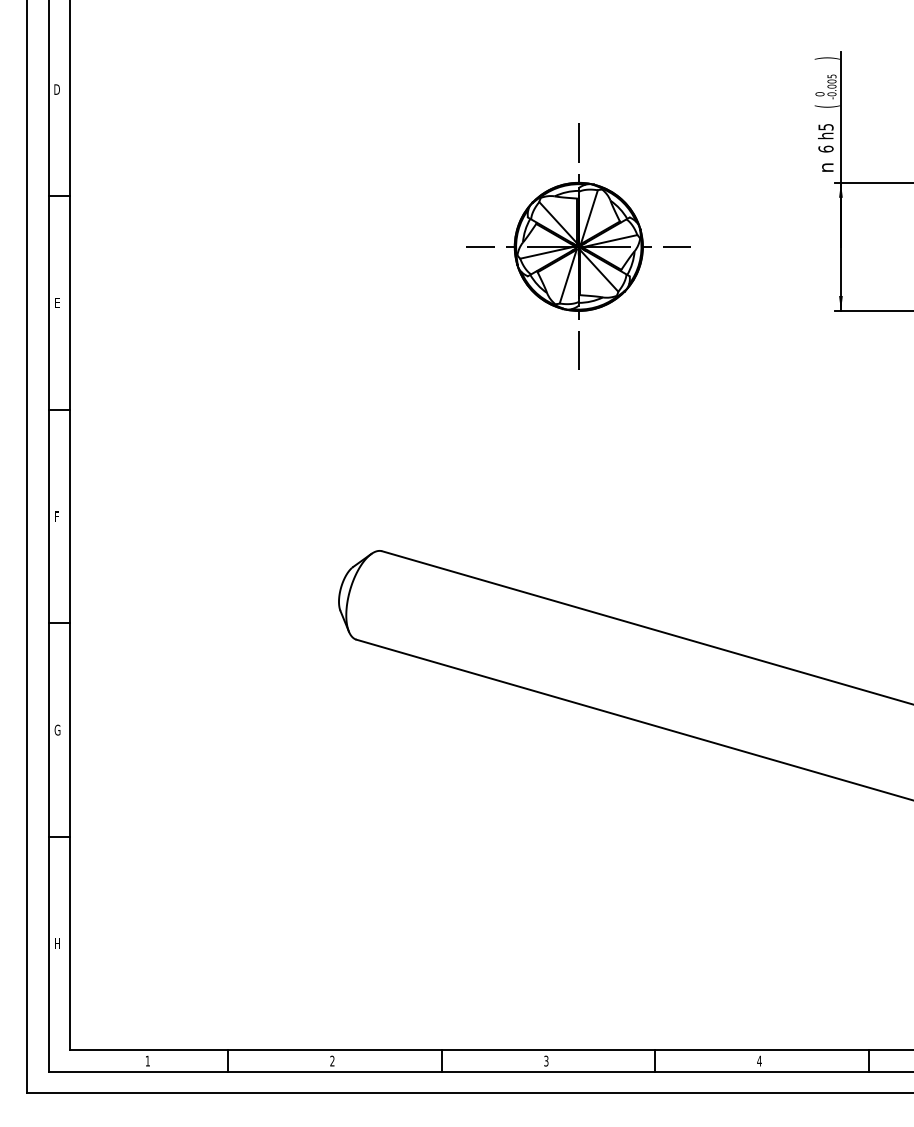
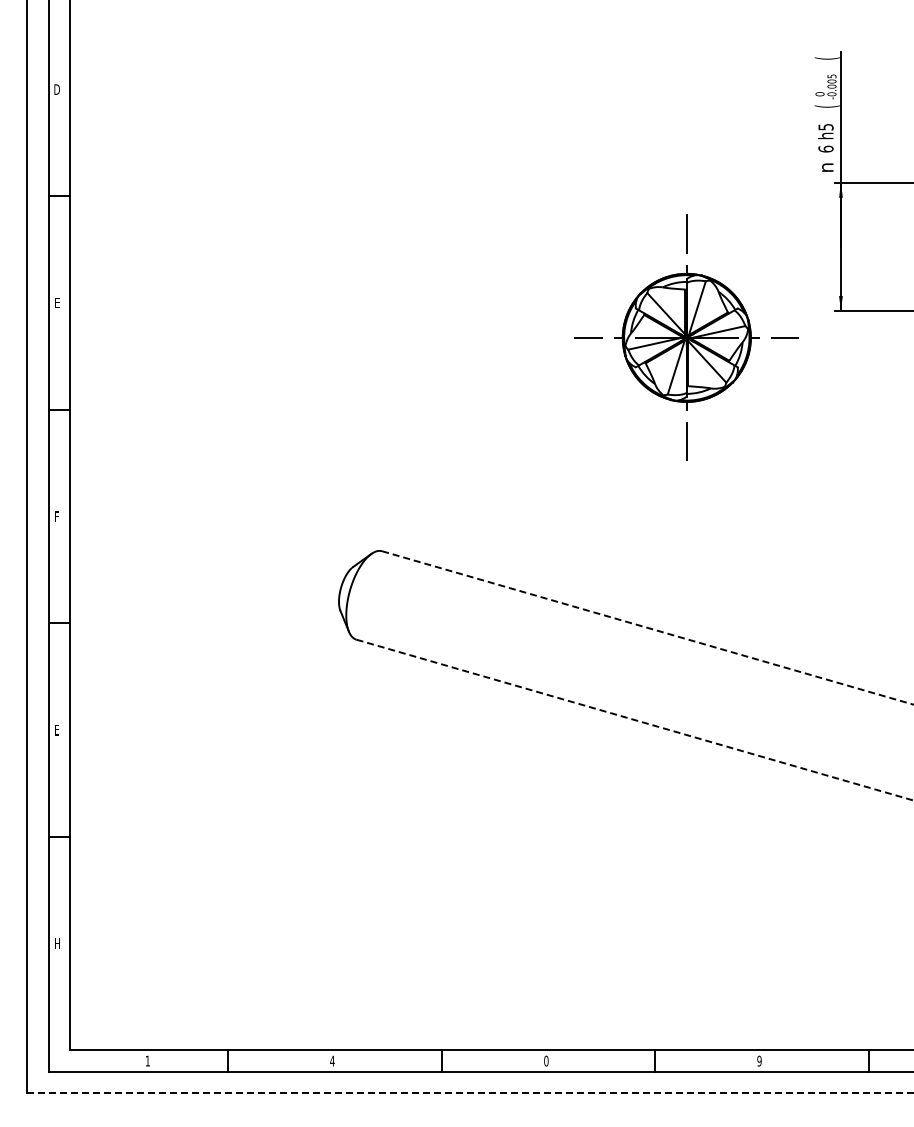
text: ) -> ( (826, 58)
part position: (578, 246) -> (686, 337) (686, 337)
line: solid -> dashed (648, 628)
line: solid -> dashed (635, 720)
text: G -> E (57, 729)
text: 2 -> 4 (332, 1060)
text: 3 -> 0 (546, 1060)
text: 4 -> 9 (759, 1060)
line: solid -> dashed (470, 1093)
